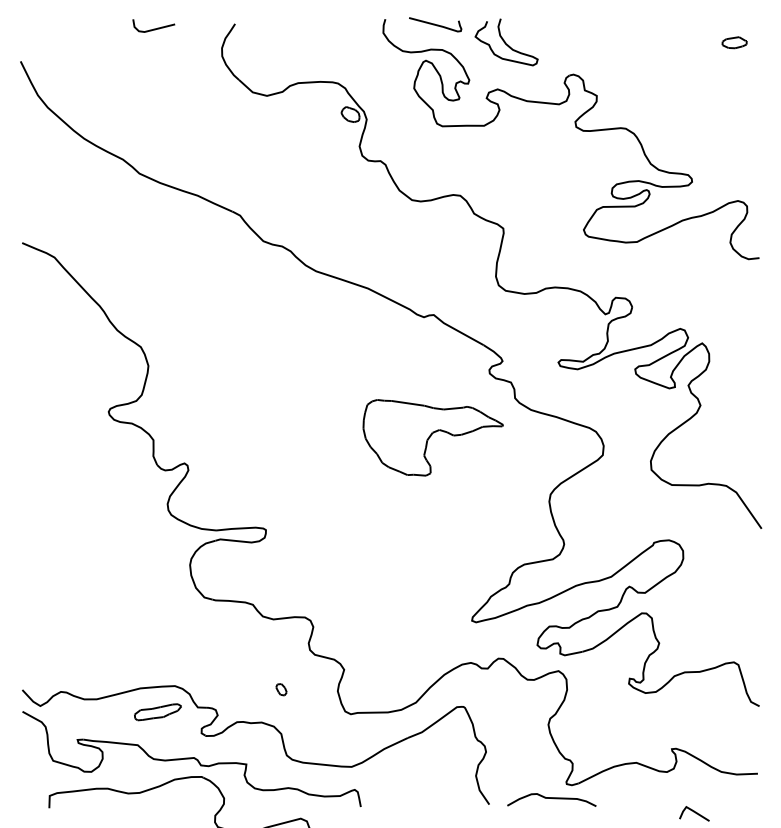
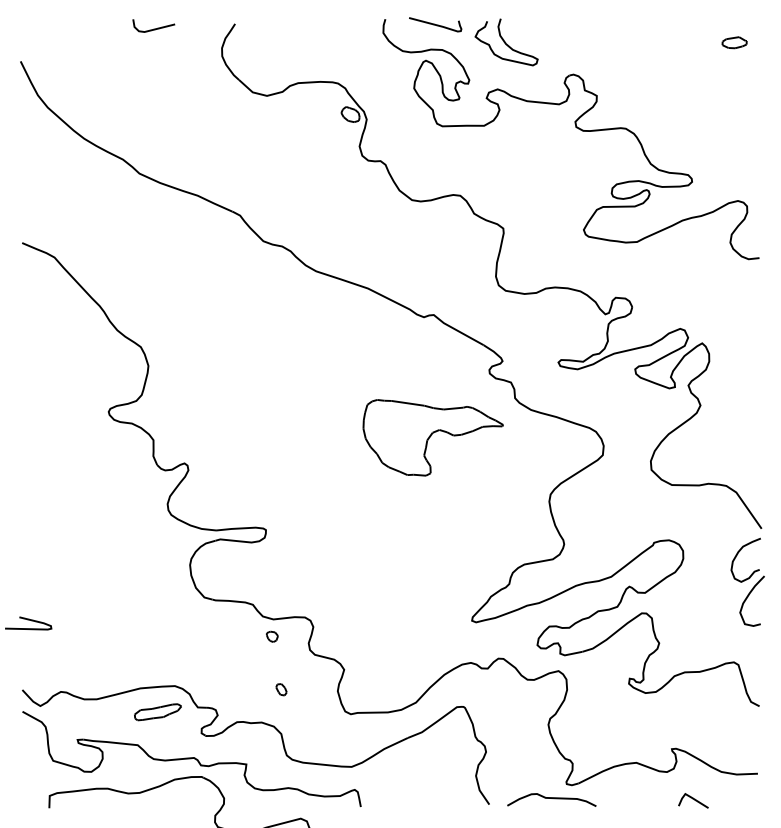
part: none -> present (747, 581)
curve: none -> present (28, 620)
part: none -> present (272, 636)
line position: (694, 812) -> (693, 799) (693, 799)
